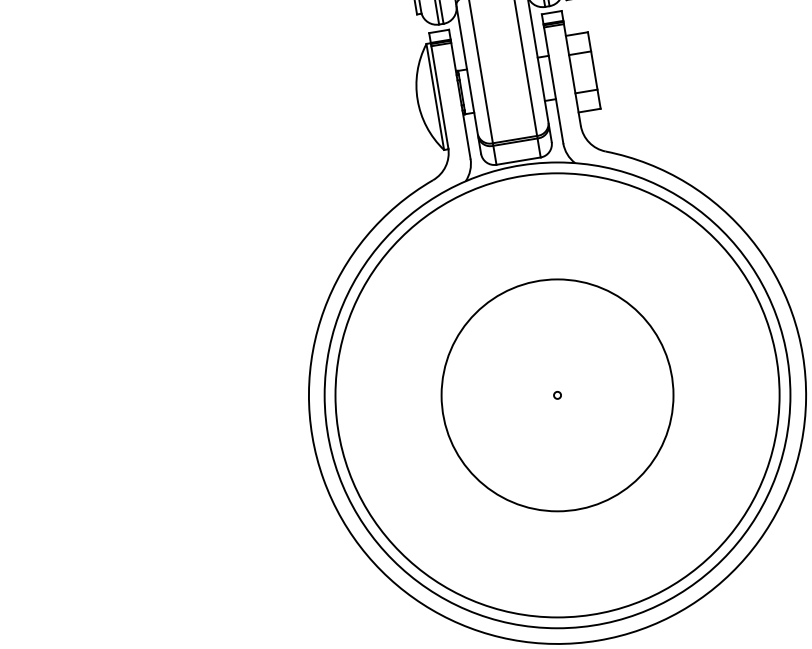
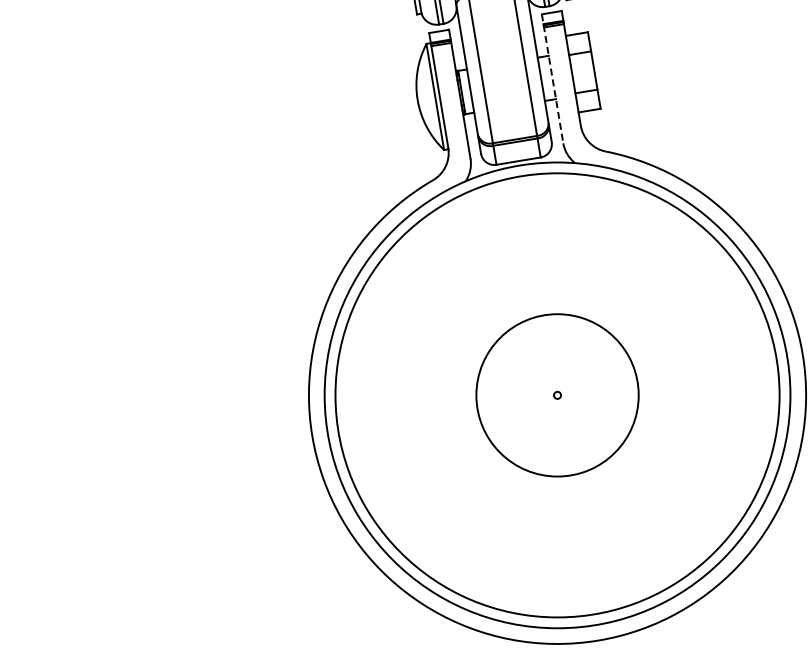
line: solid -> dashed (552, 79)
circle diameter: 232 px -> 162 px (557, 395)
